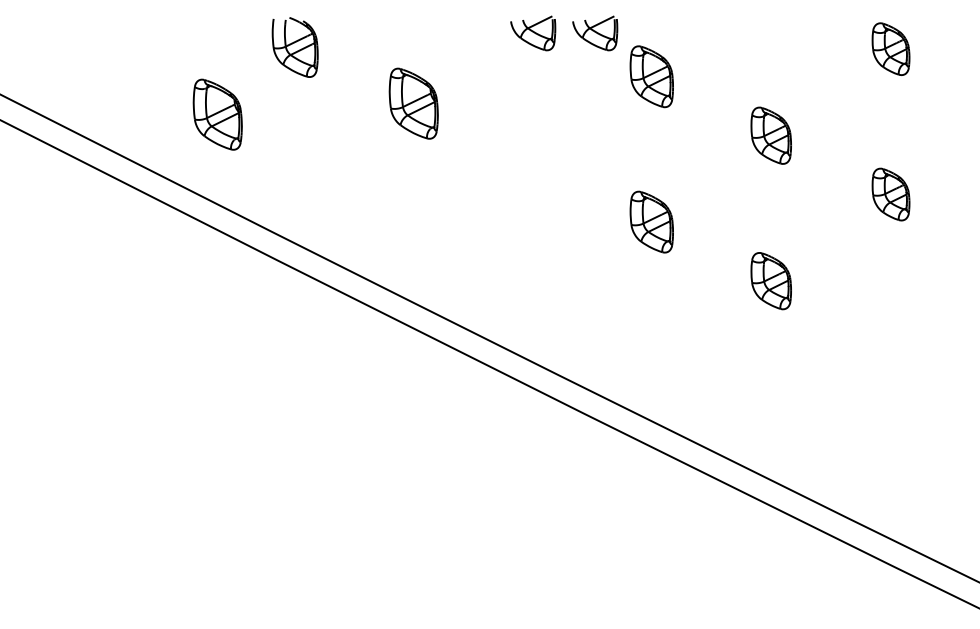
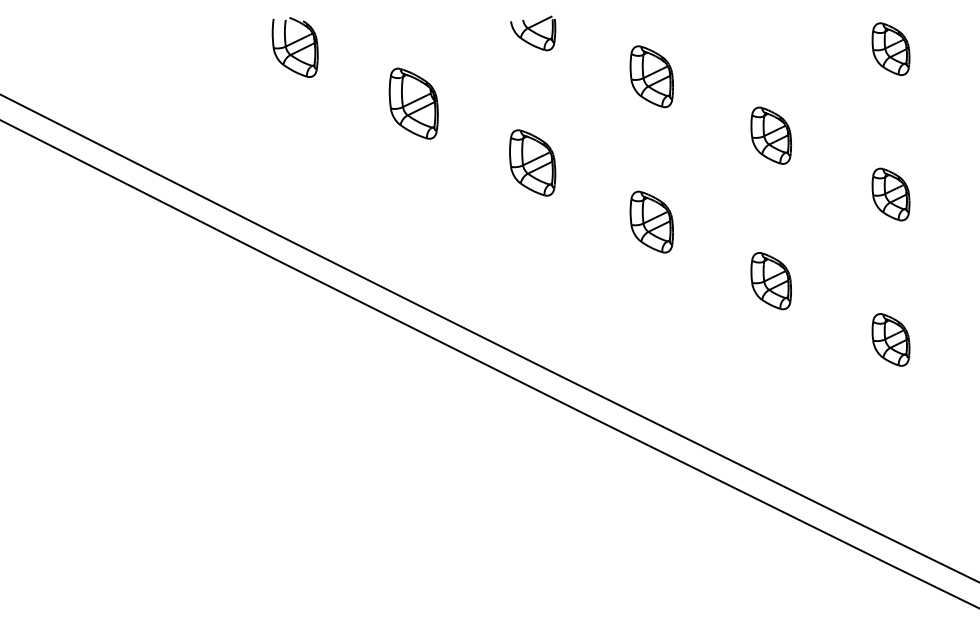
part: present -> none (595, 33)
part: present -> none (217, 114)
part: none -> present (532, 162)
part: none -> present (890, 339)
